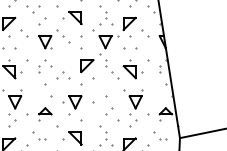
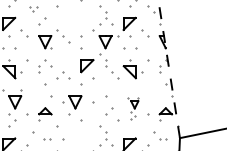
part size: 15x9 px -> 10x7 px (33, 9)
part: present -> none (72, 18)
line: solid -> dashed (169, 69)
part size: 21x39 px -> 13x24 px (133, 108)
part: present -> none (75, 138)
part position: (42, 139) -> (47, 139) (47, 139)
